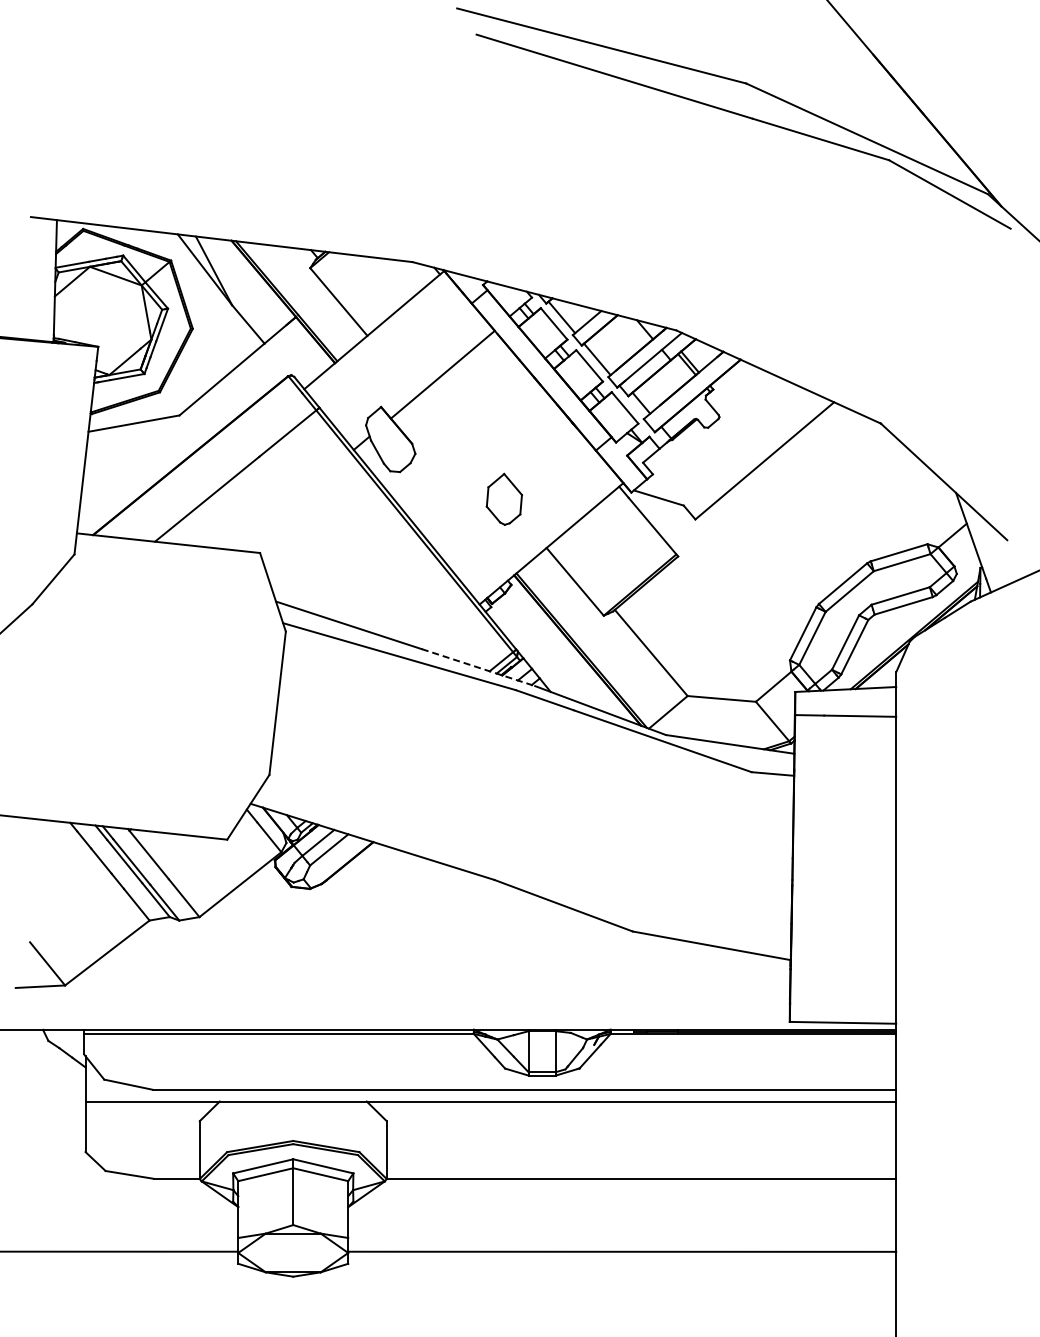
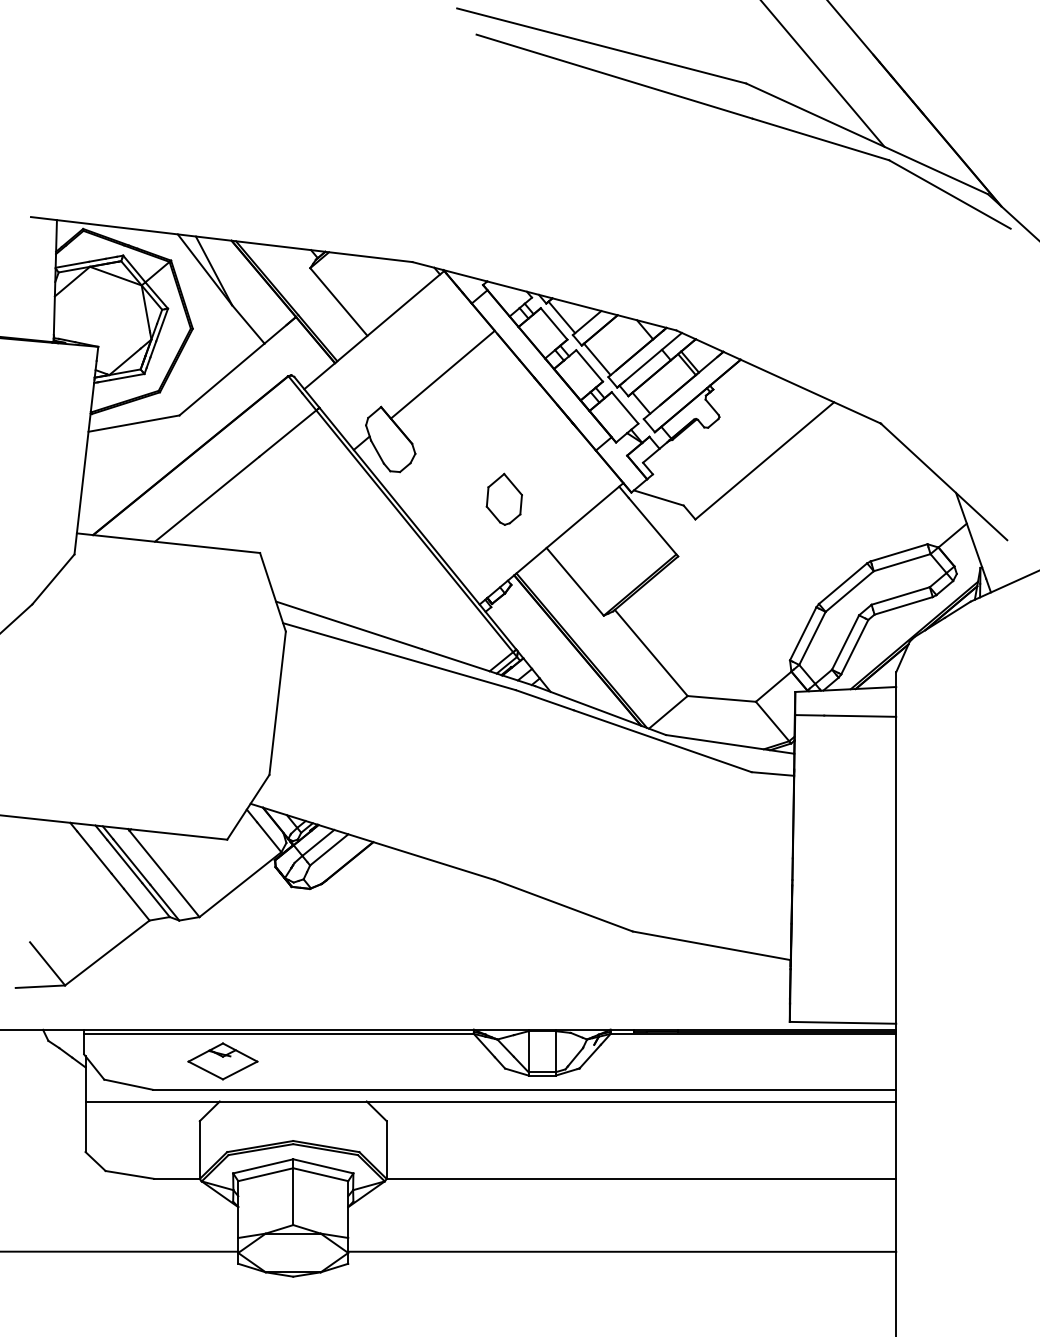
line: none -> present (823, 74)
line: dashed -> solid (478, 667)
part: none -> present (222, 1061)
